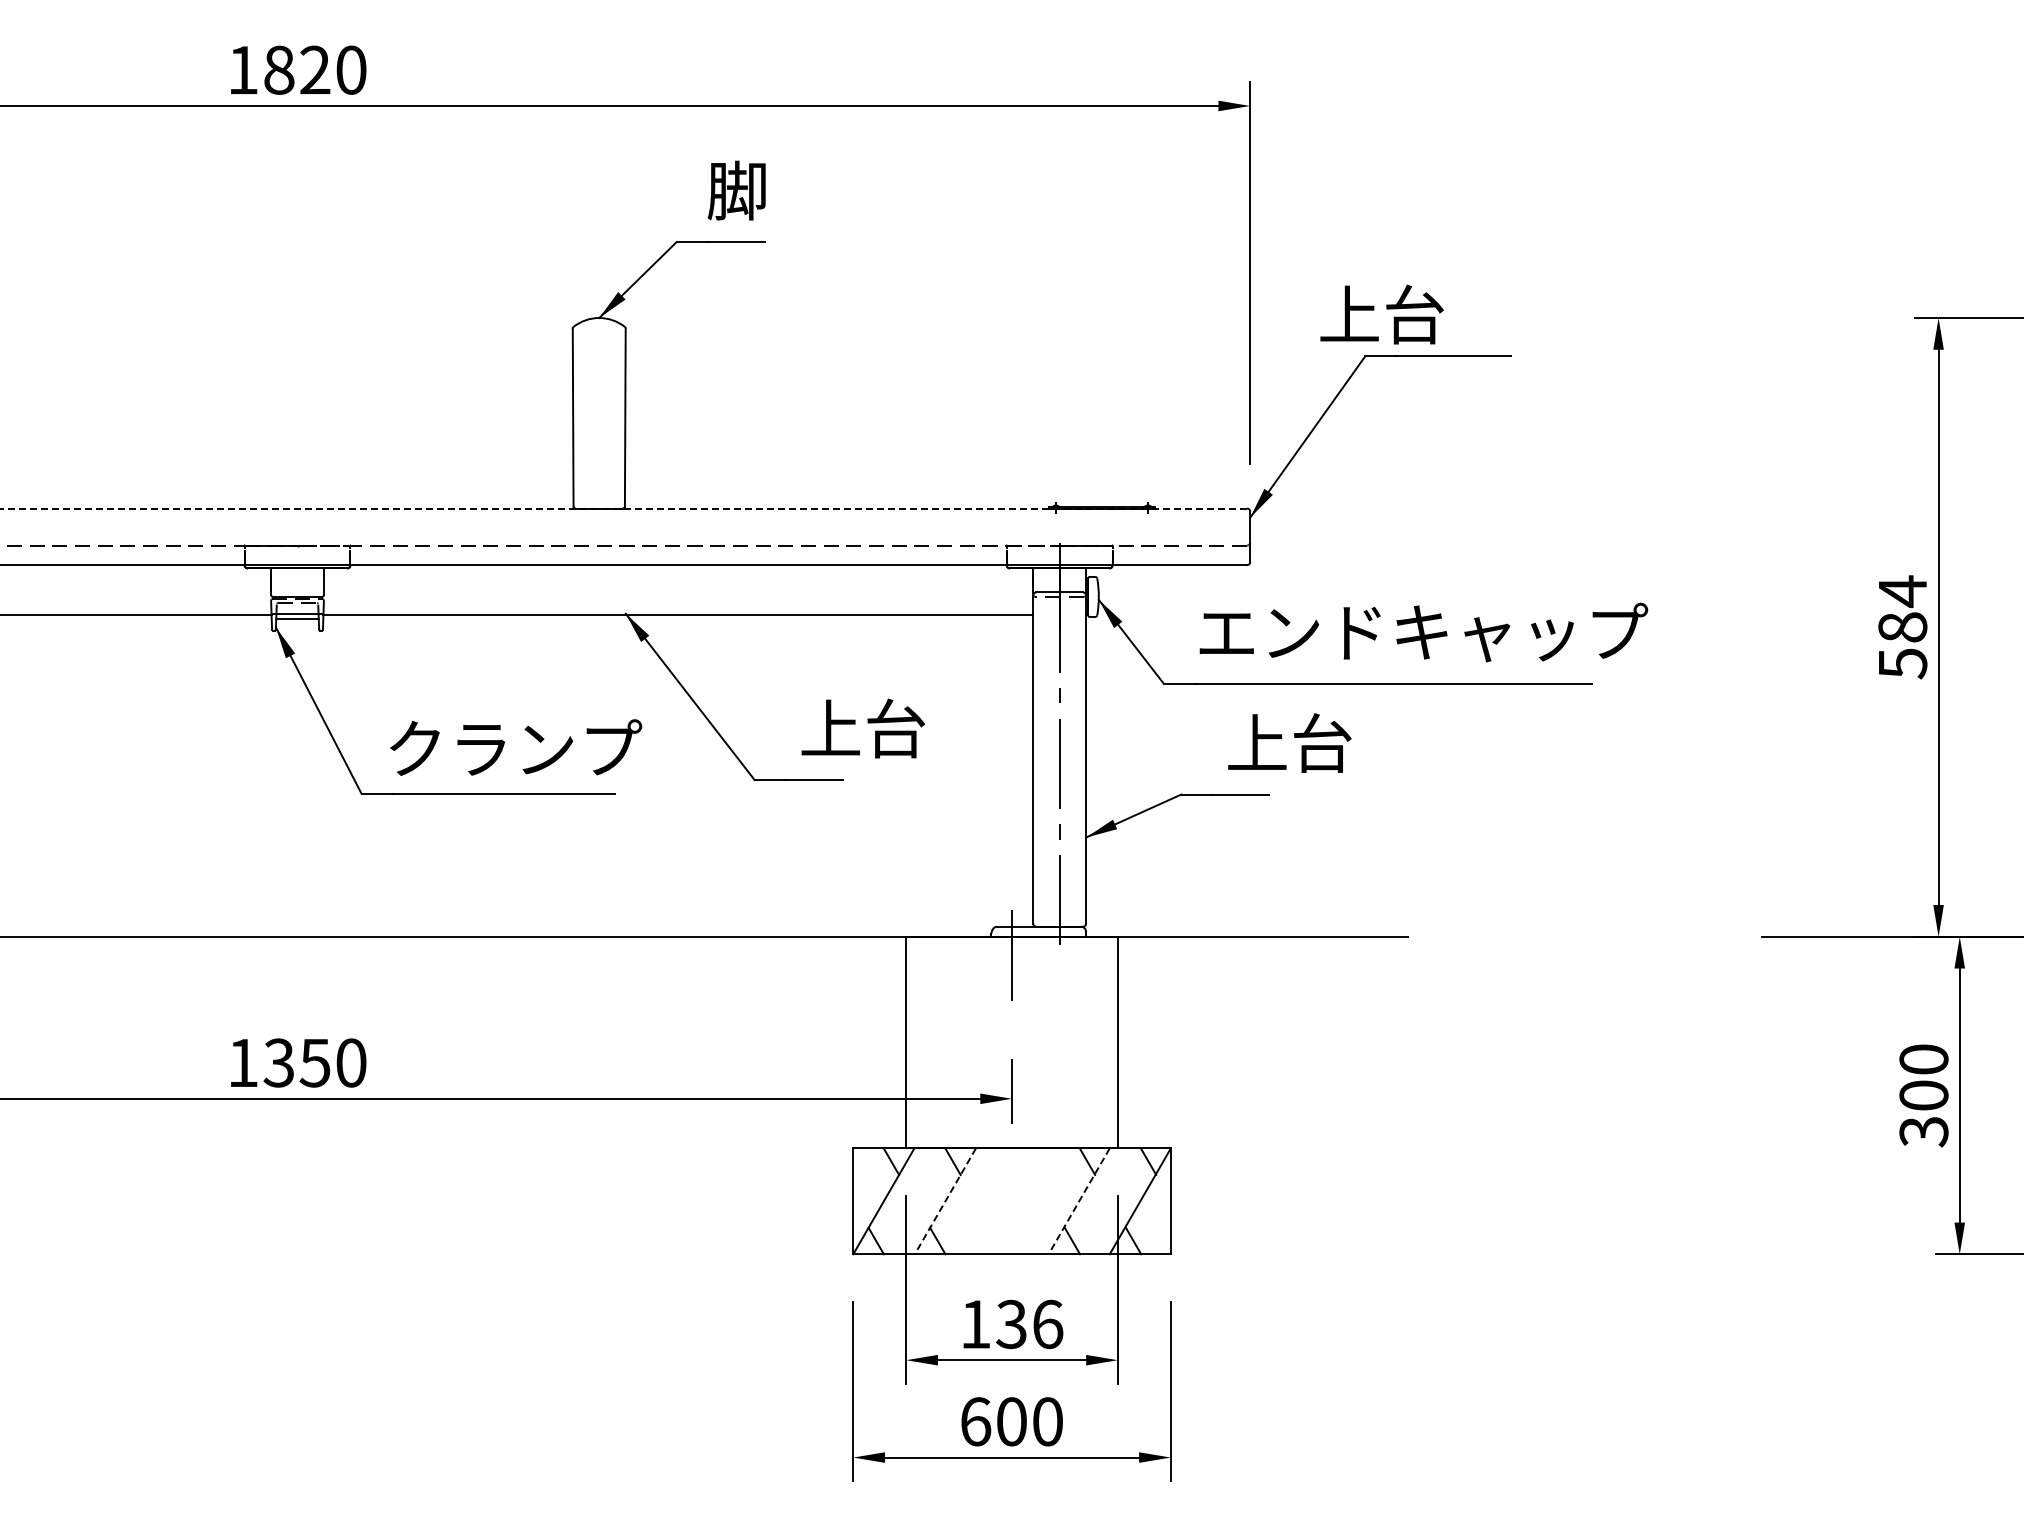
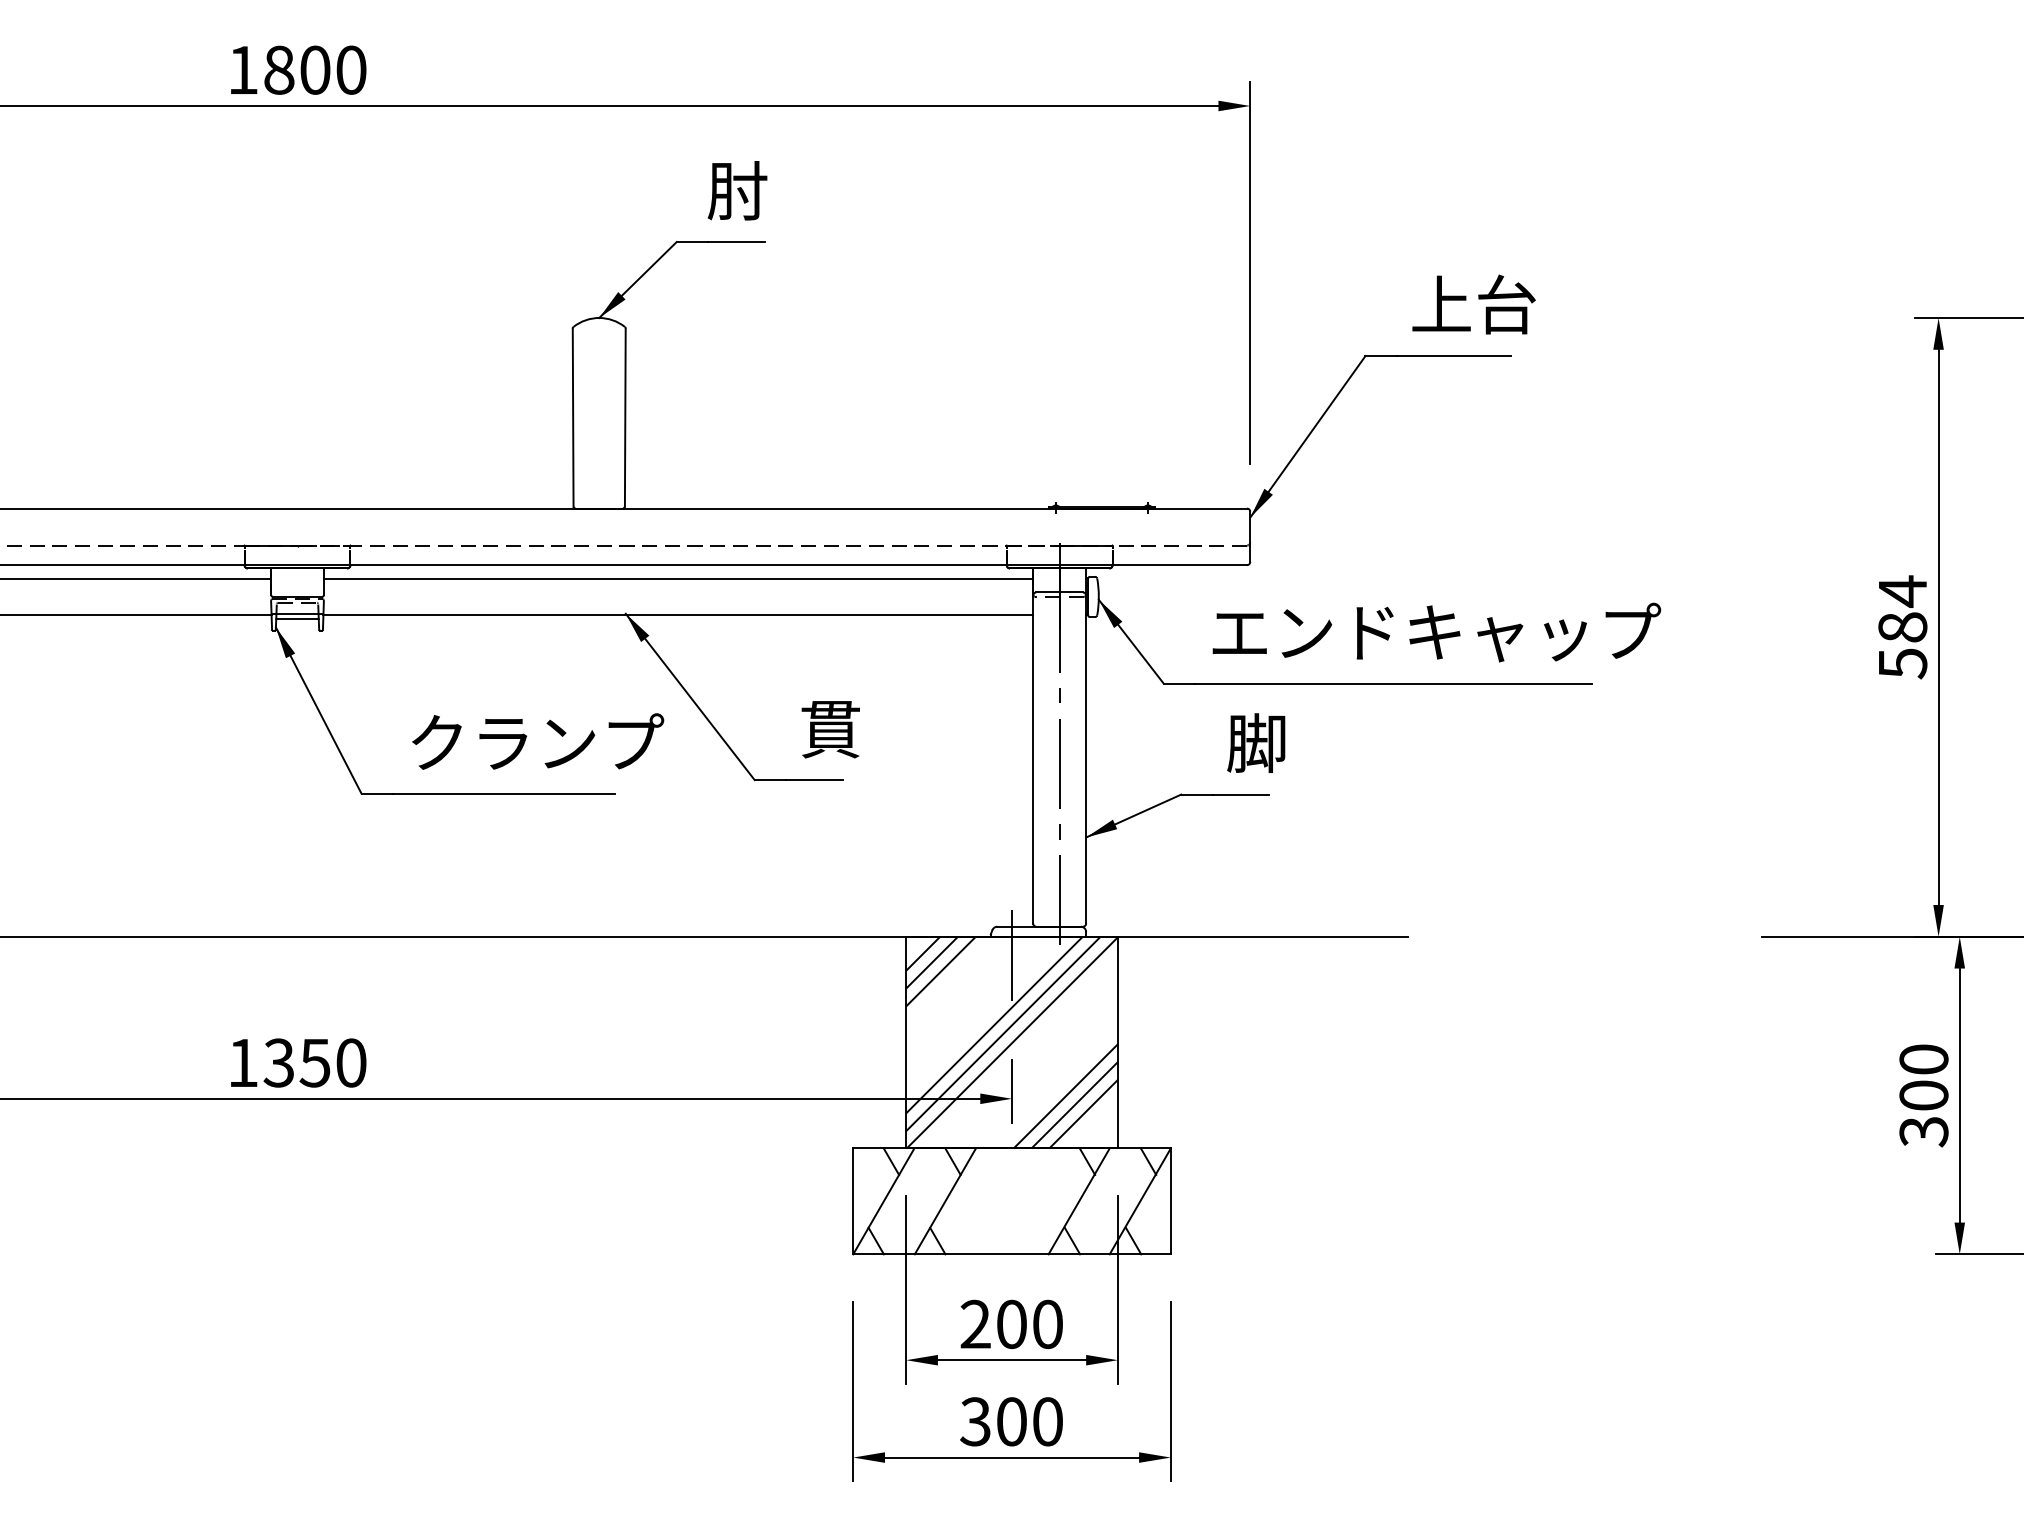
text: 1820 -> 1800 (315, 69)
text: 脚 -> 肘 (737, 190)
text position: (1381, 314) -> (1473, 304) (1473, 304)
line: dashed -> solid (624, 508)
line: none -> present (136, 578)
line: none -> present (678, 578)
text position: (1423, 632) -> (1436, 632) (1436, 632)
text: 上台 -> 貫 (863, 728)
text: 上台 -> 脚 (1289, 742)
text position: (516, 747) -> (538, 741) (538, 741)
hatch: none -> present (1011, 1042)
line: dashed -> solid (945, 1201)
line: dashed -> solid (1078, 1201)
text: 136 -> 200 (1011, 1324)
text: 600 -> 300 (975, 1421)
